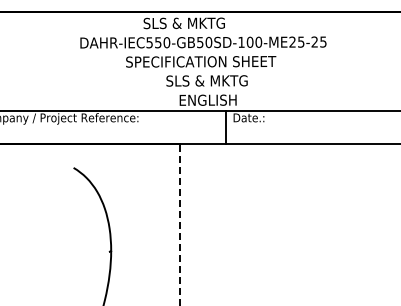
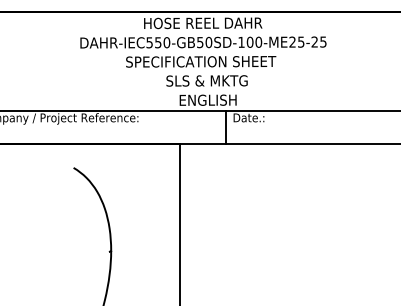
text: SLS & MKTG -> HOSE REEL DAHR (202, 23)
line: dashed -> solid (180, 225)
